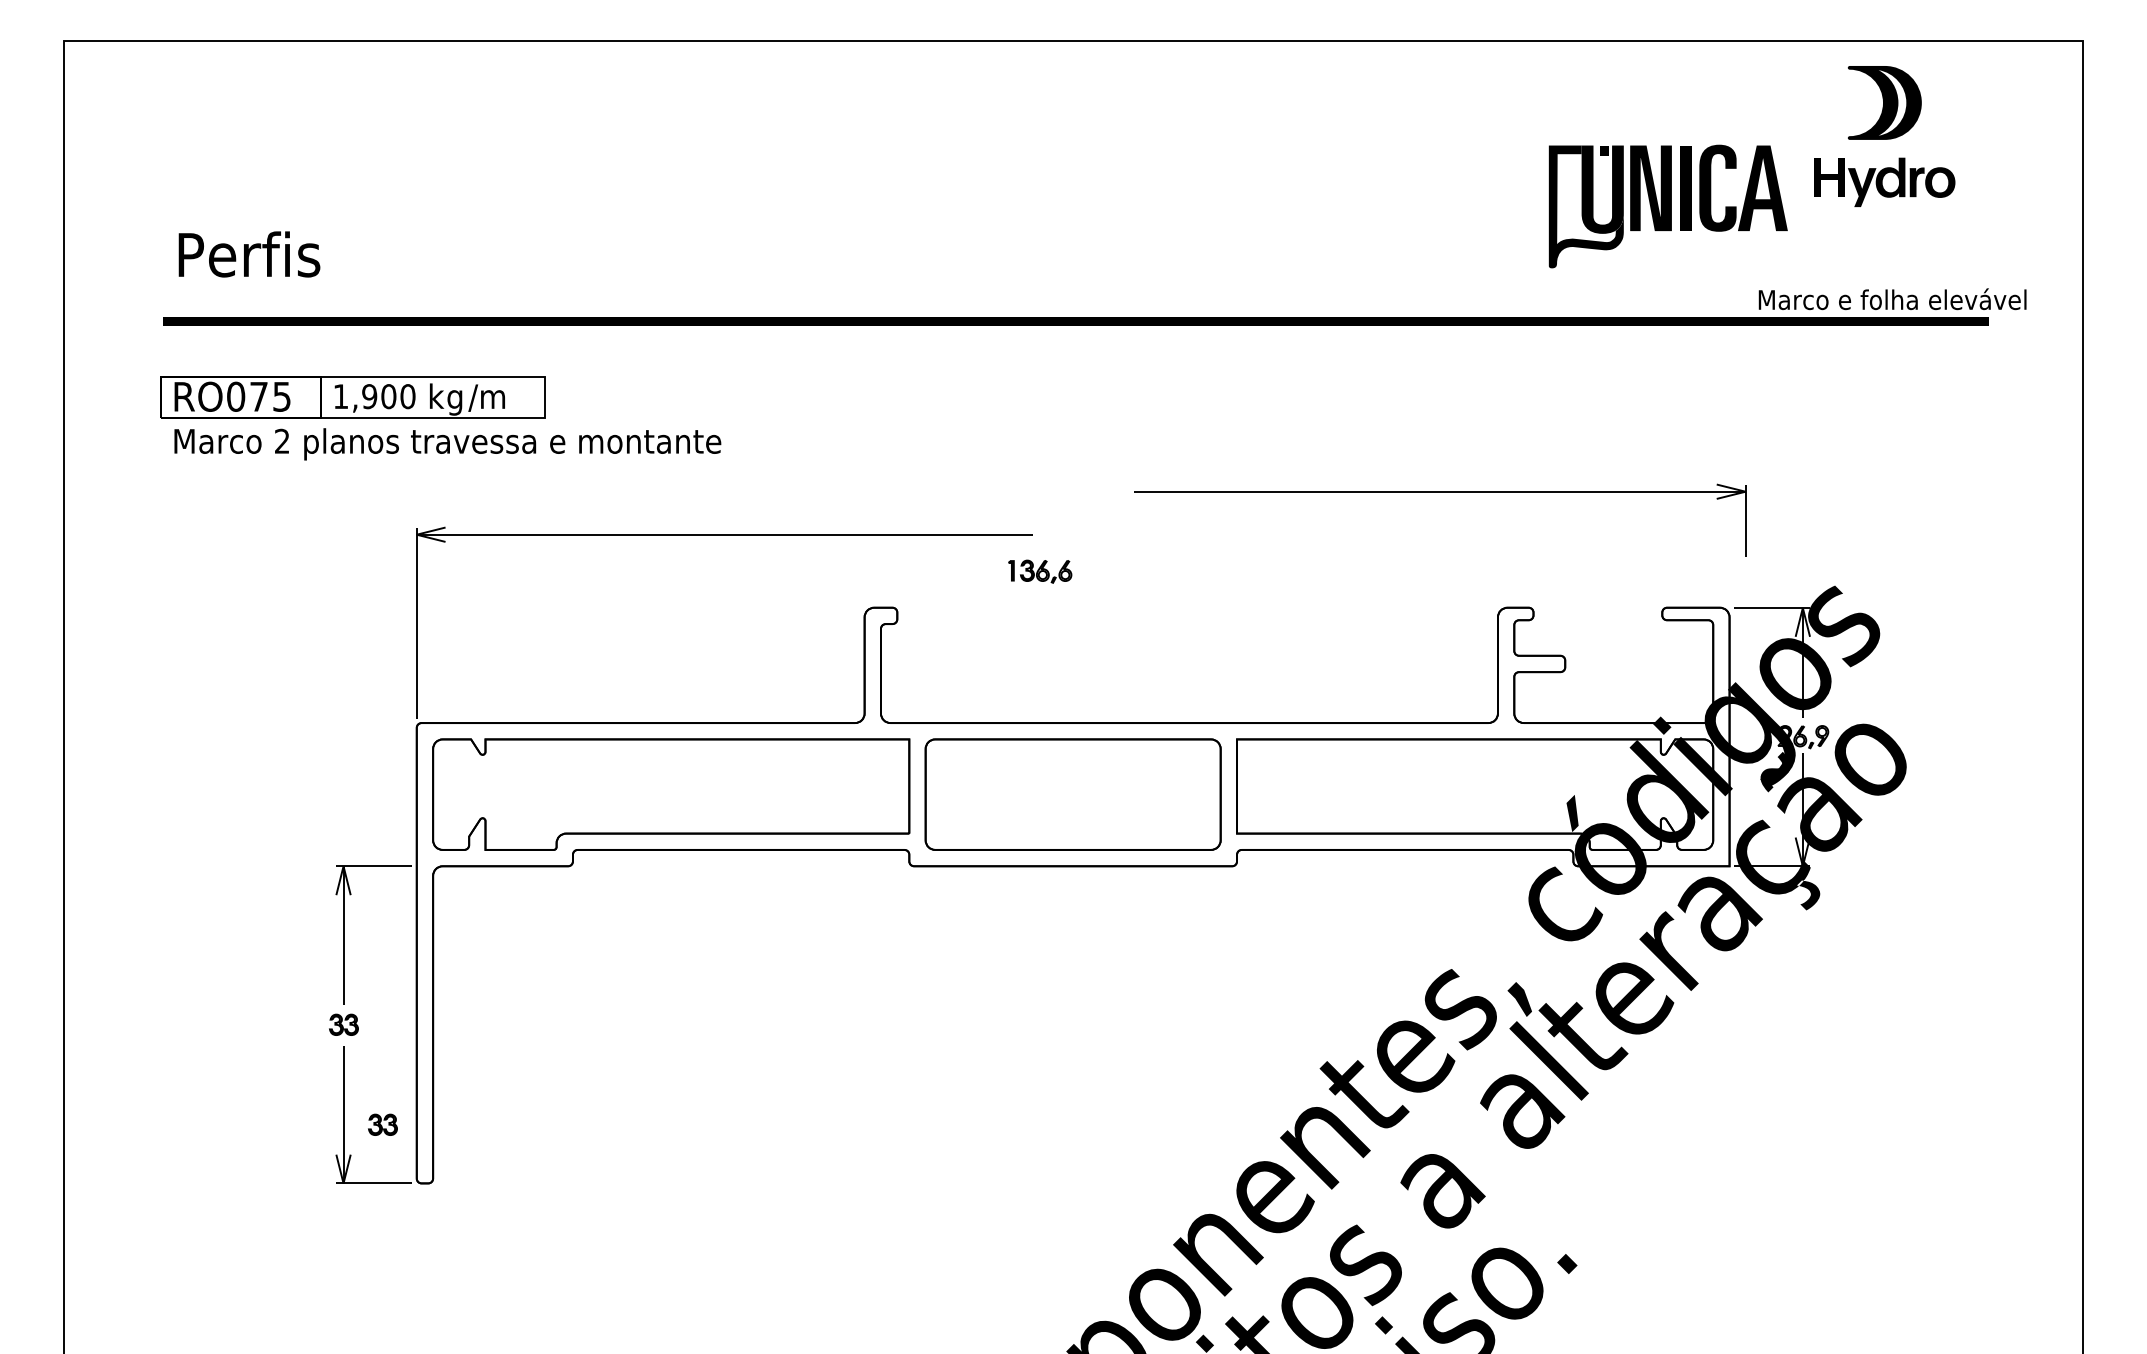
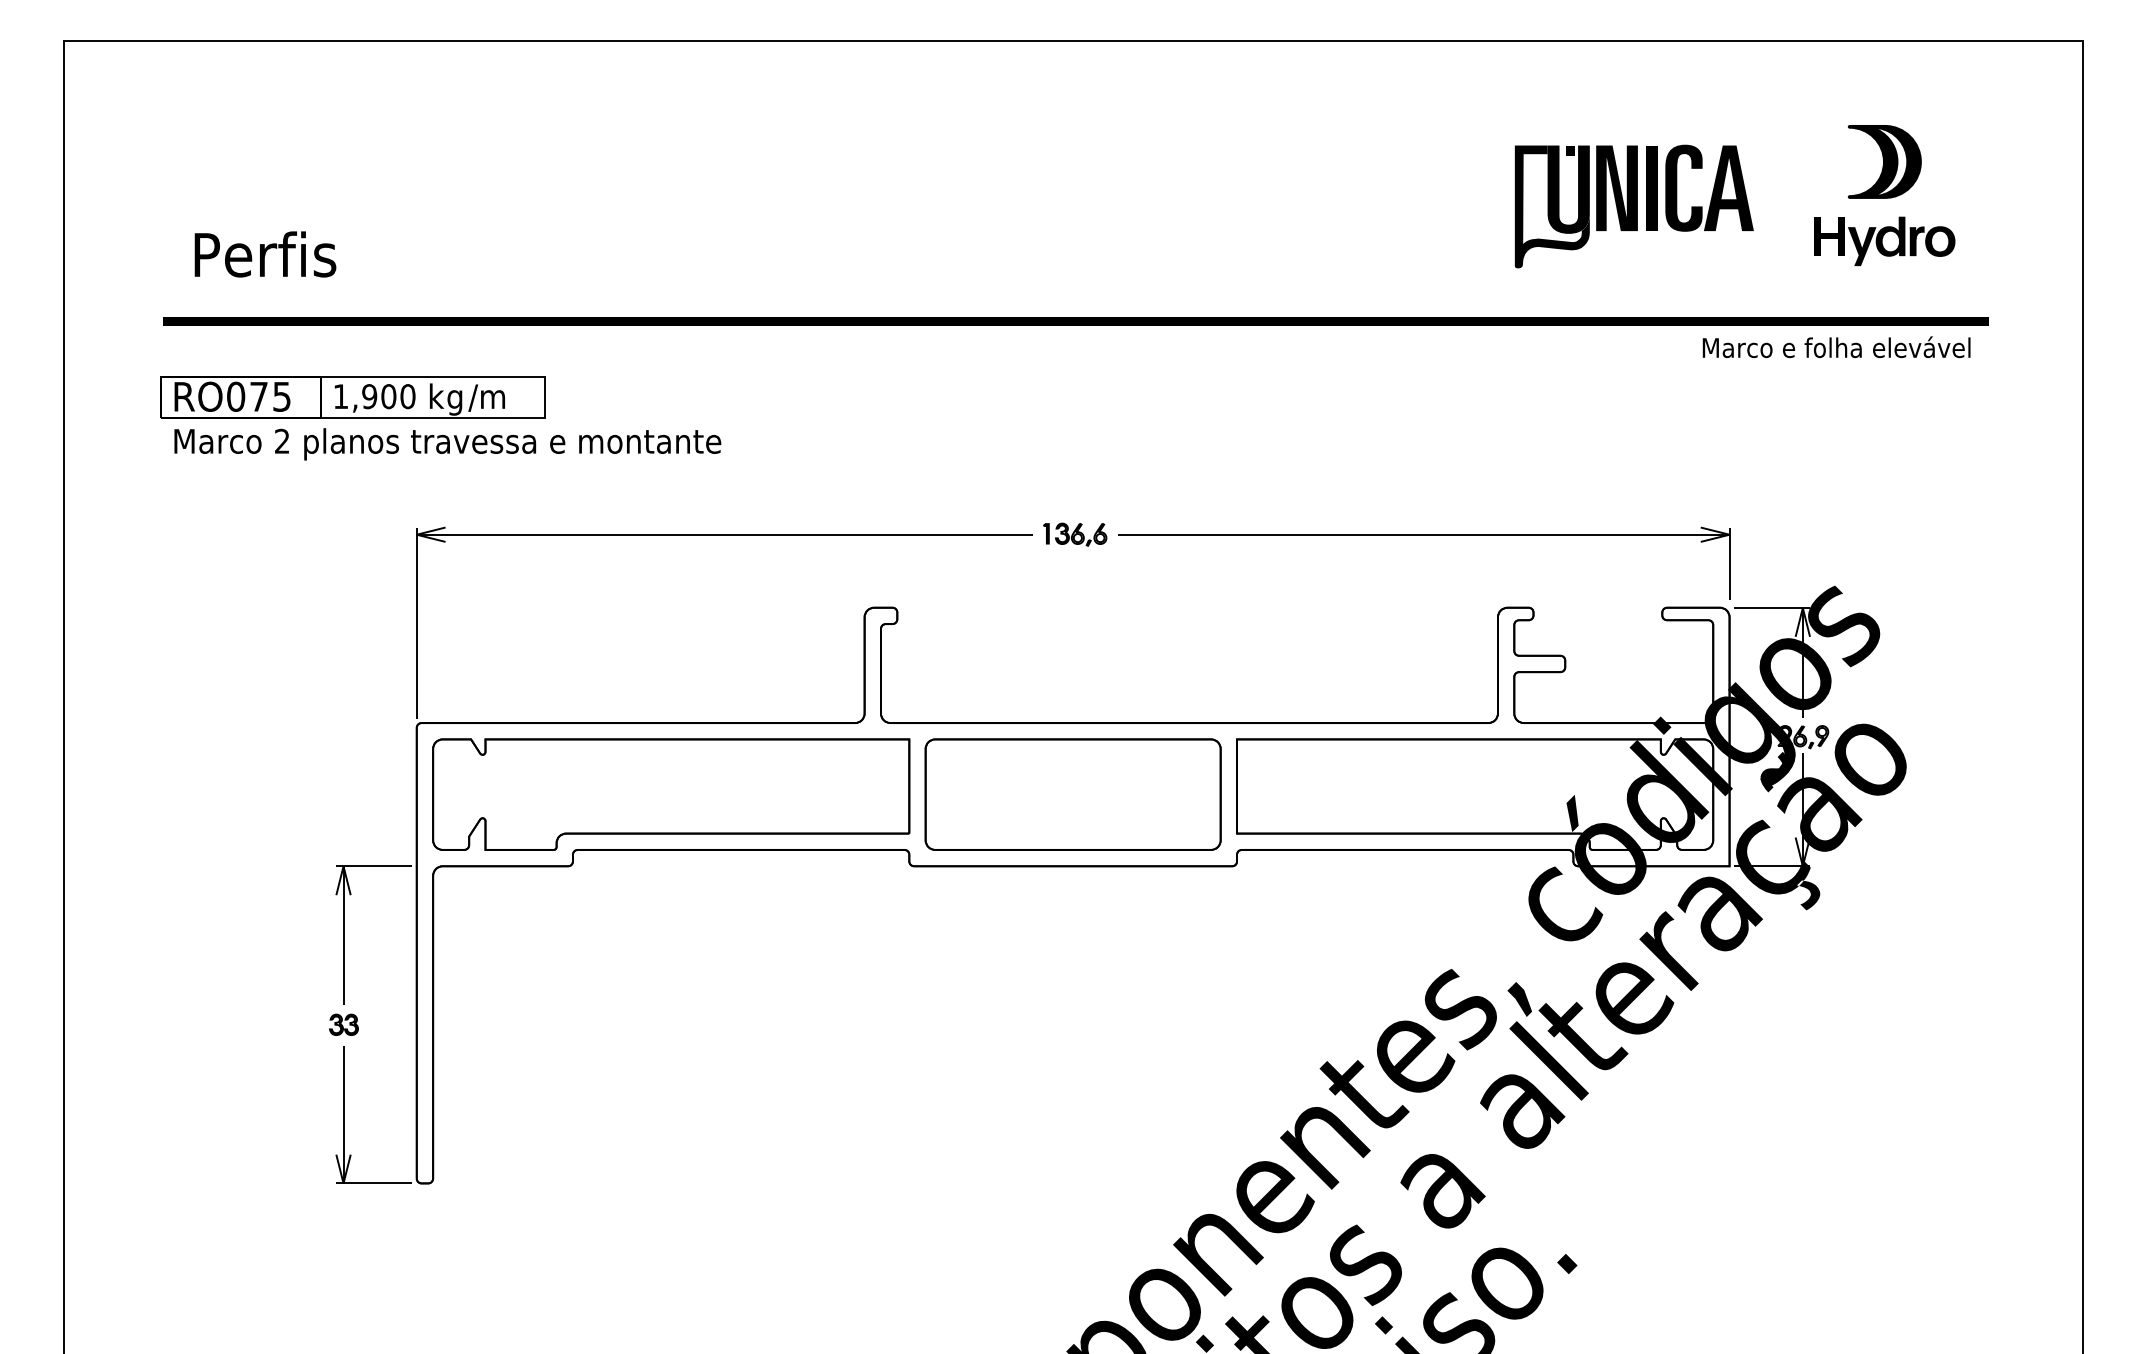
part position: (1884, 136) -> (1884, 195) (1884, 195)
part position: (1667, 206) -> (1633, 206) (1633, 206)
text position: (249, 254) -> (265, 254) (265, 254)
text position: (1892, 299) -> (1836, 347) (1836, 347)
part position: (1440, 492) -> (1424, 535) (1424, 535)
part position: (1040, 571) -> (1075, 534) (1075, 534)
part: present -> none (382, 1124)
